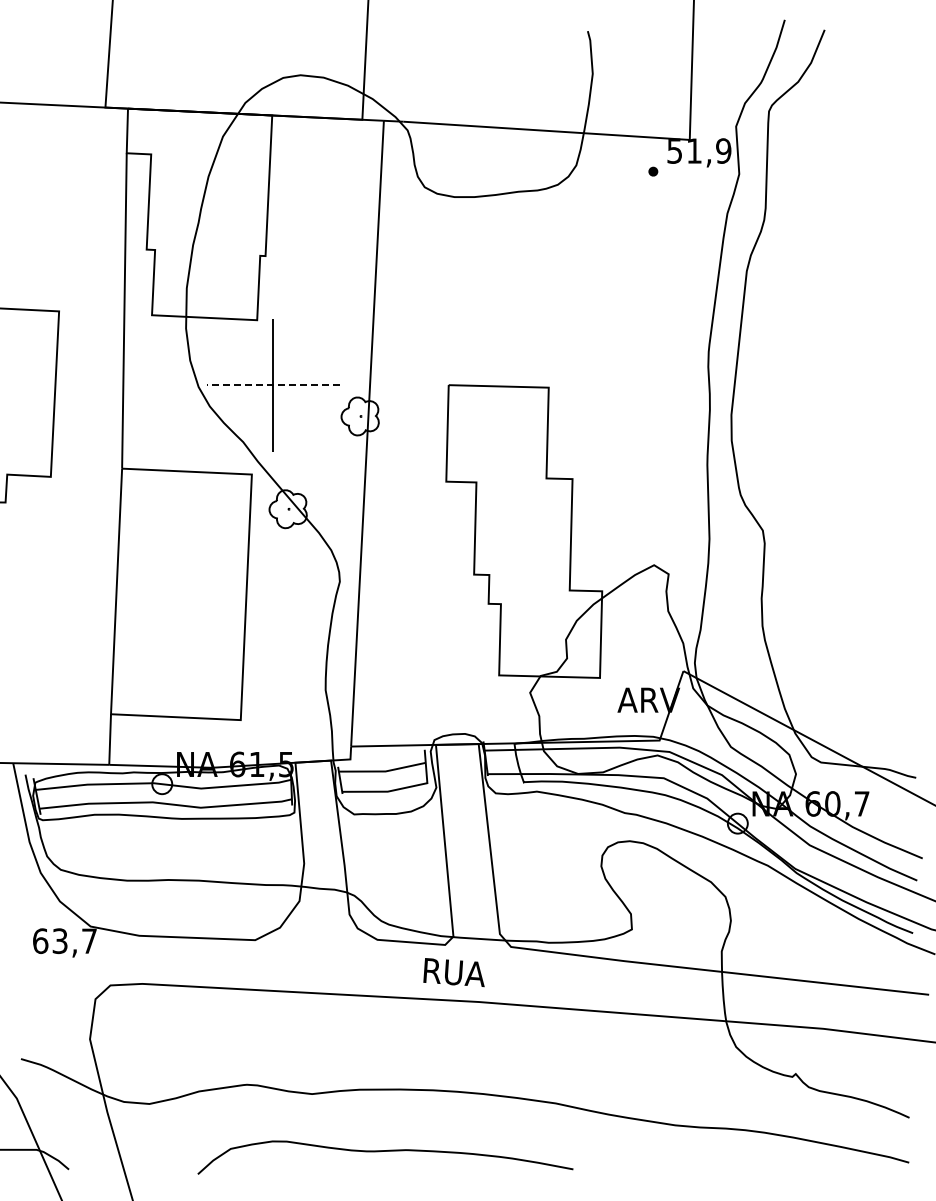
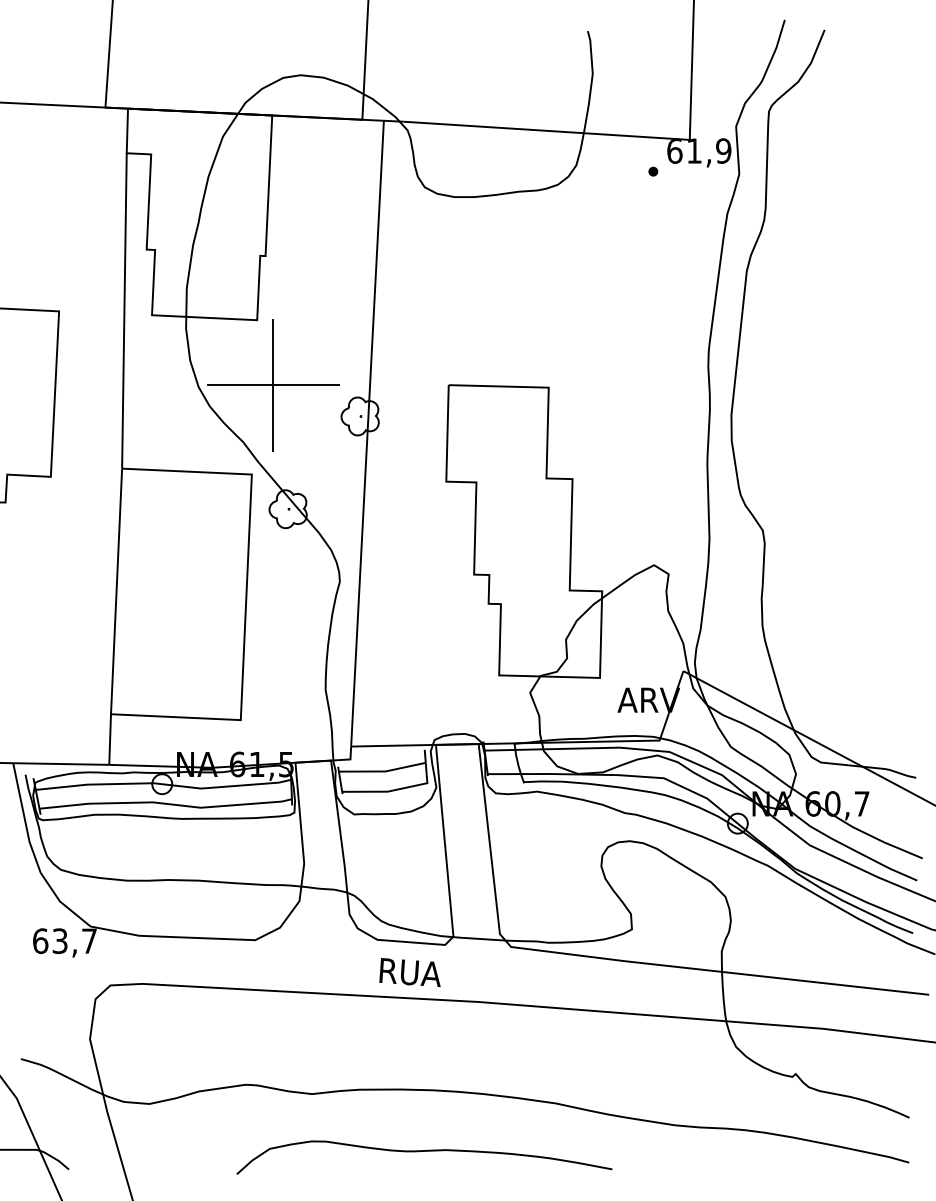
text: 51,9 -> 61,9 (674, 151)
line: dashed -> solid (273, 385)
text position: (453, 972) -> (409, 972) (409, 972)
curve position: (385, 1151) -> (424, 1151) (424, 1151)
